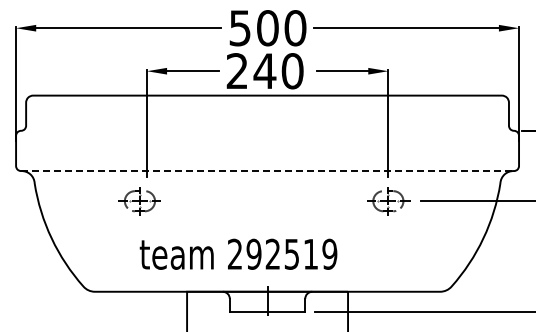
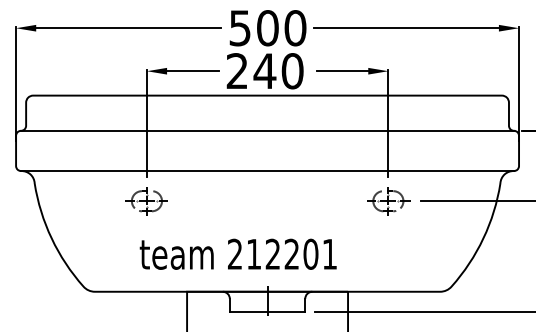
line: none -> present (267, 130)
line: dashed -> solid (268, 171)
part position: (139, 201) -> (146, 201) (146, 201)
text: 292519 -> 212201 (291, 253)
